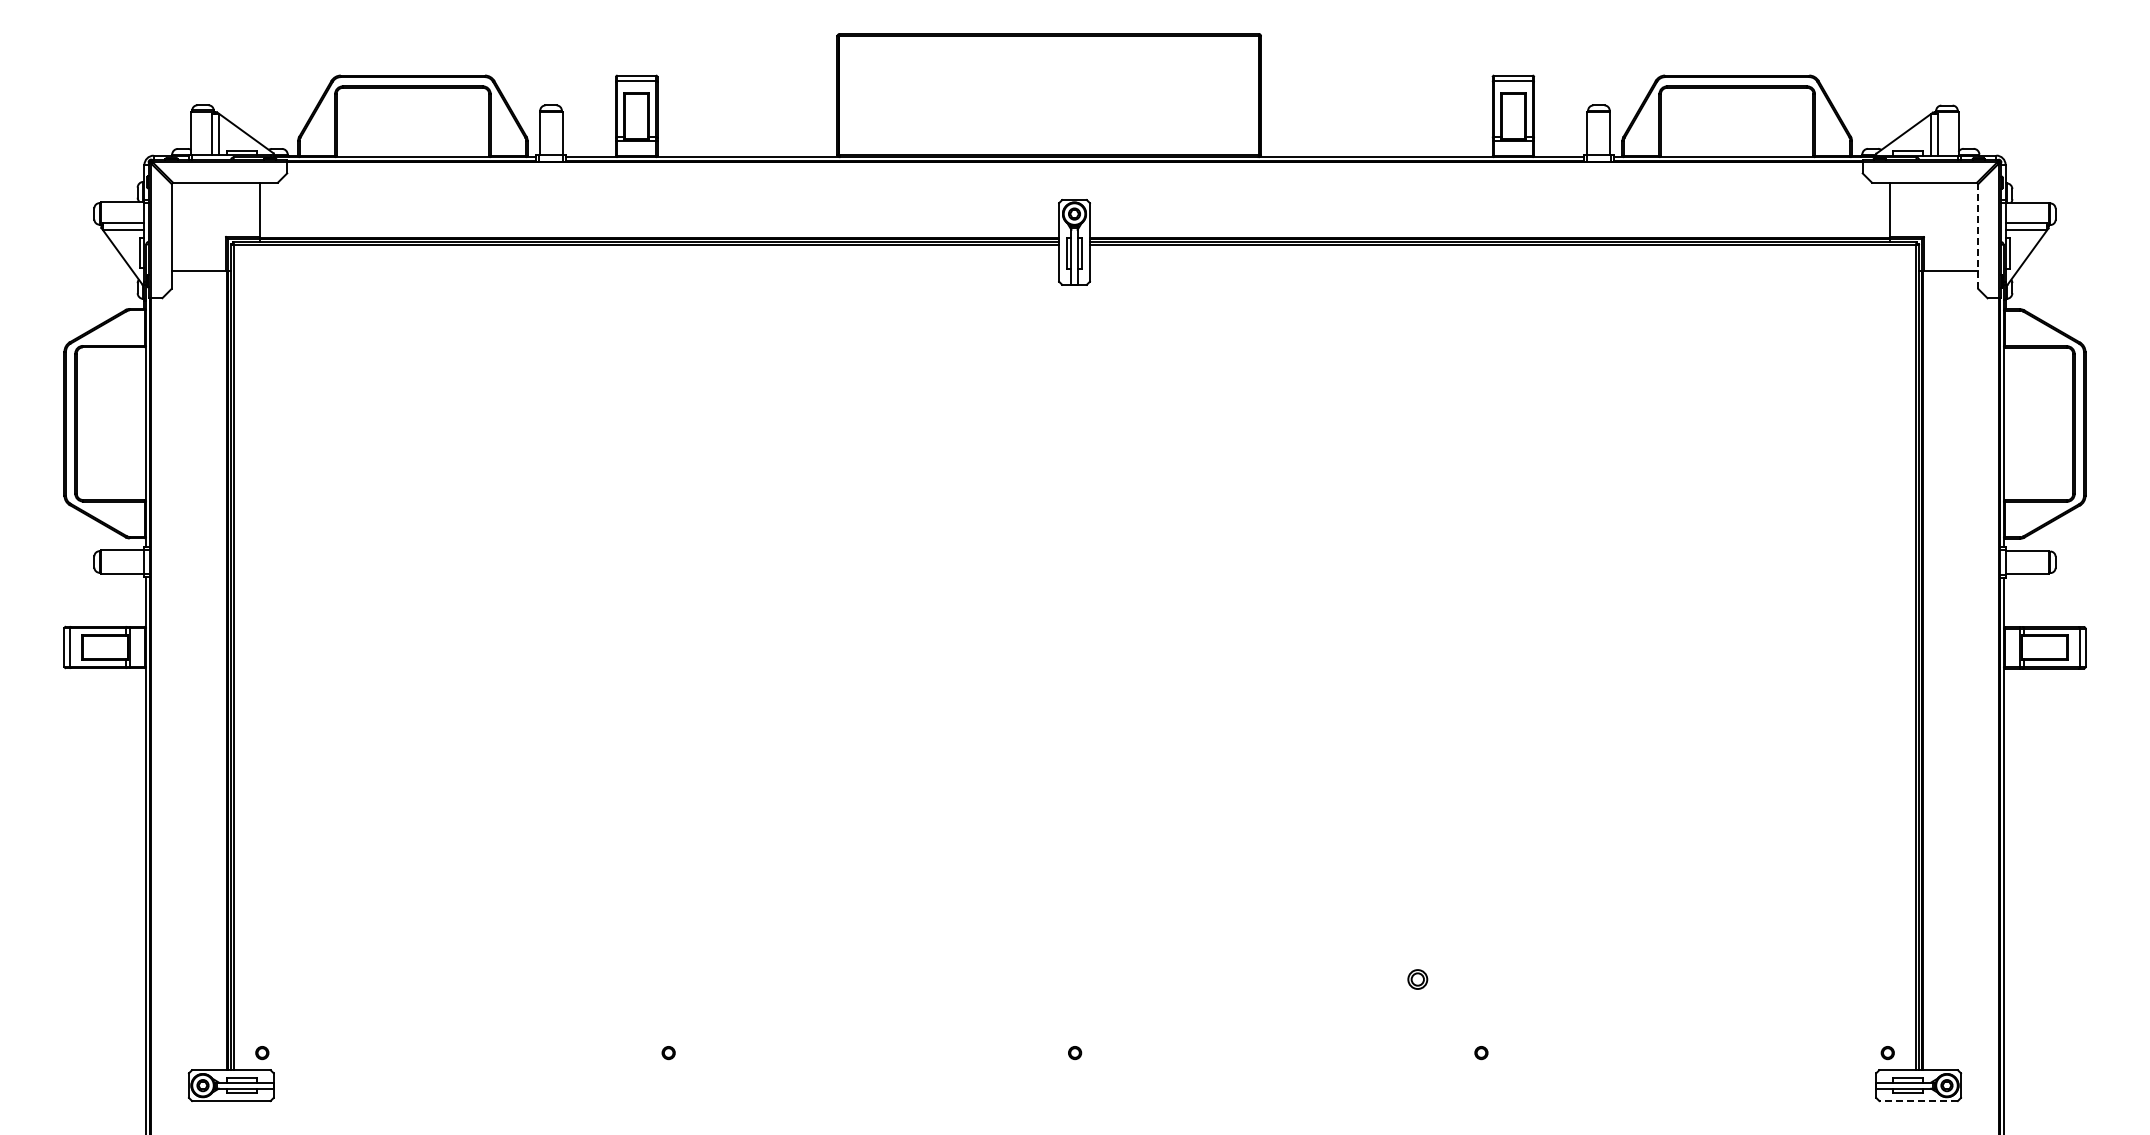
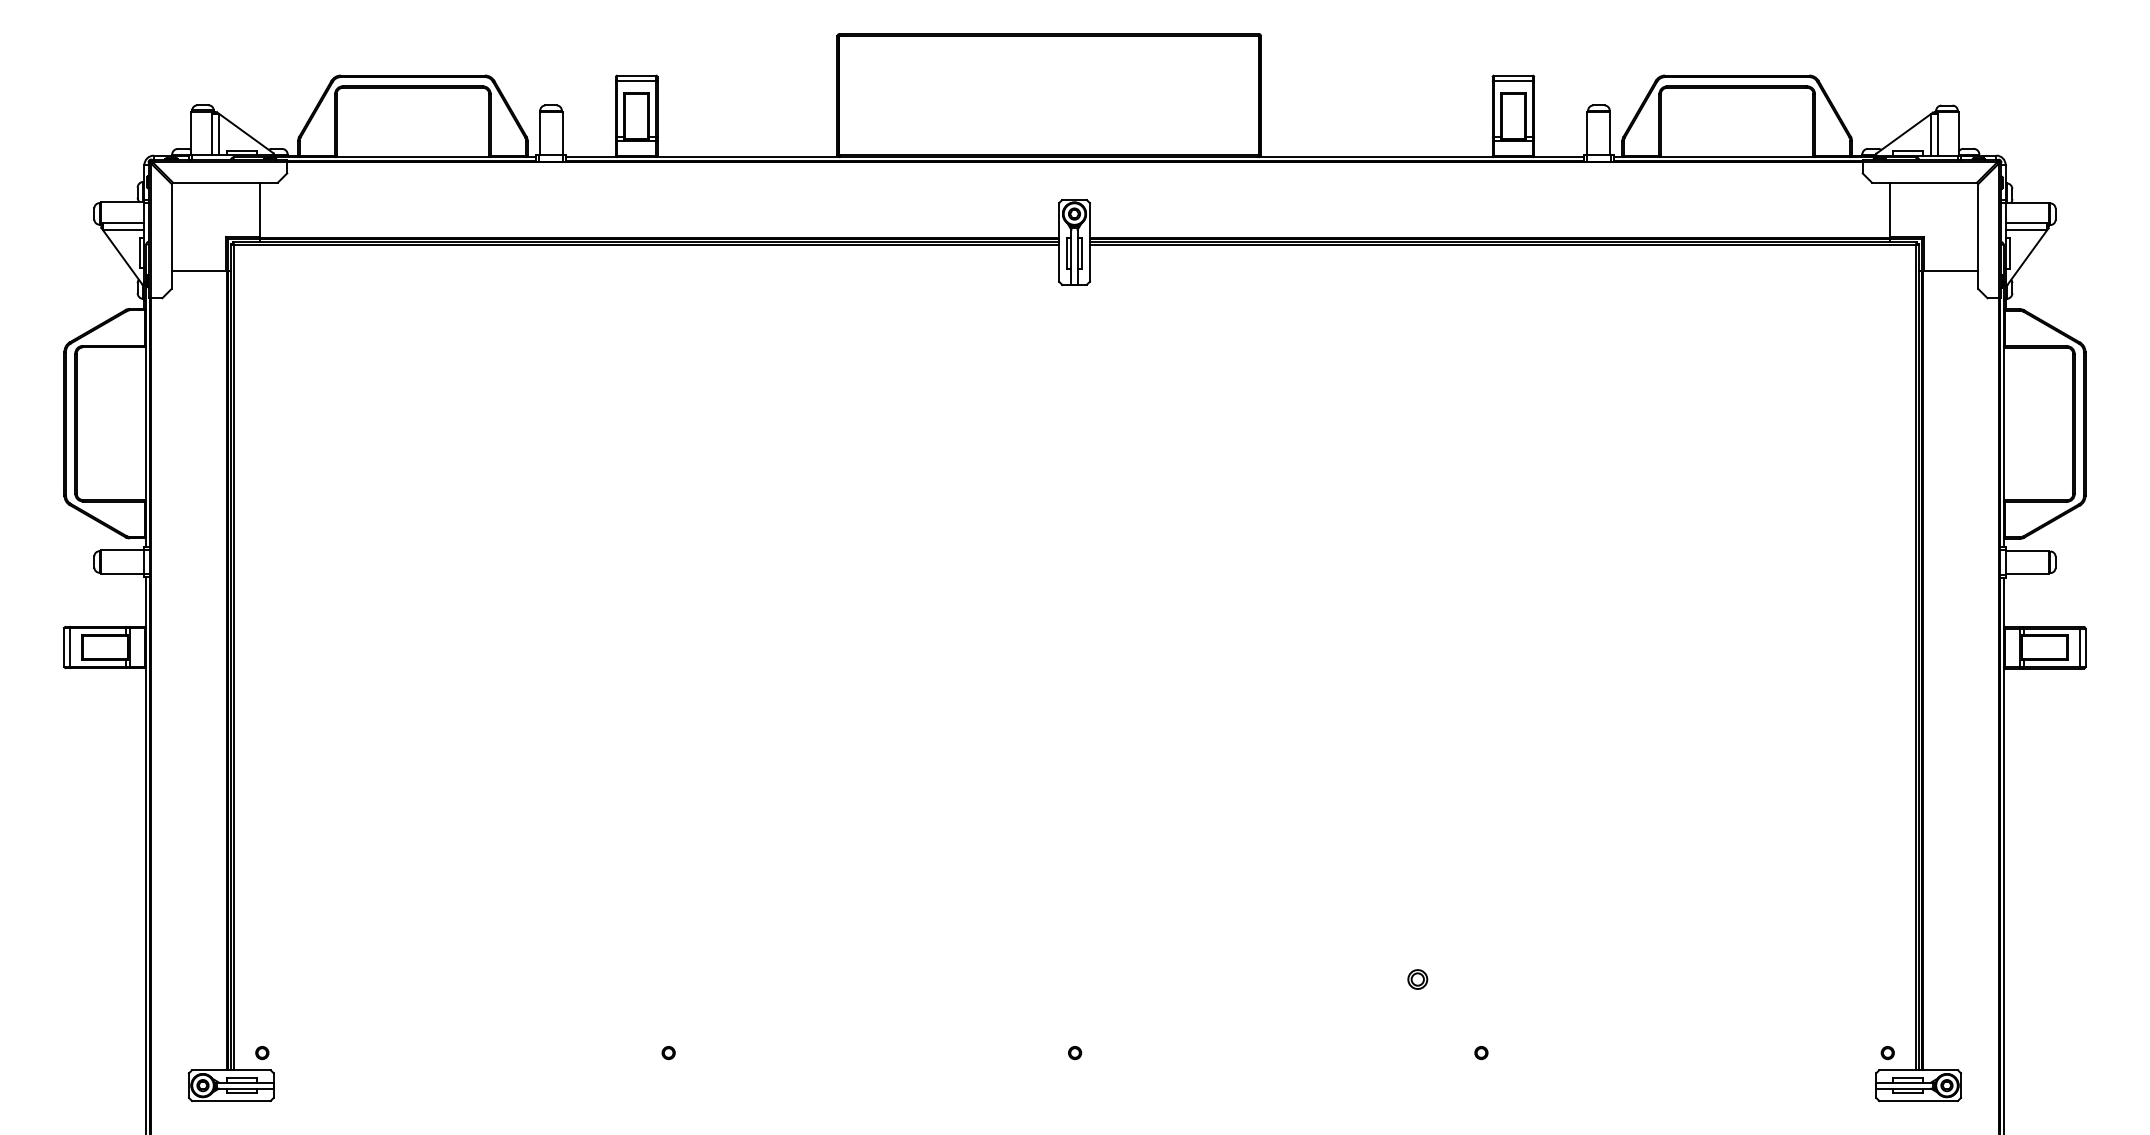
line: dashed -> solid (1978, 236)
line: dashed -> solid (1918, 1101)
